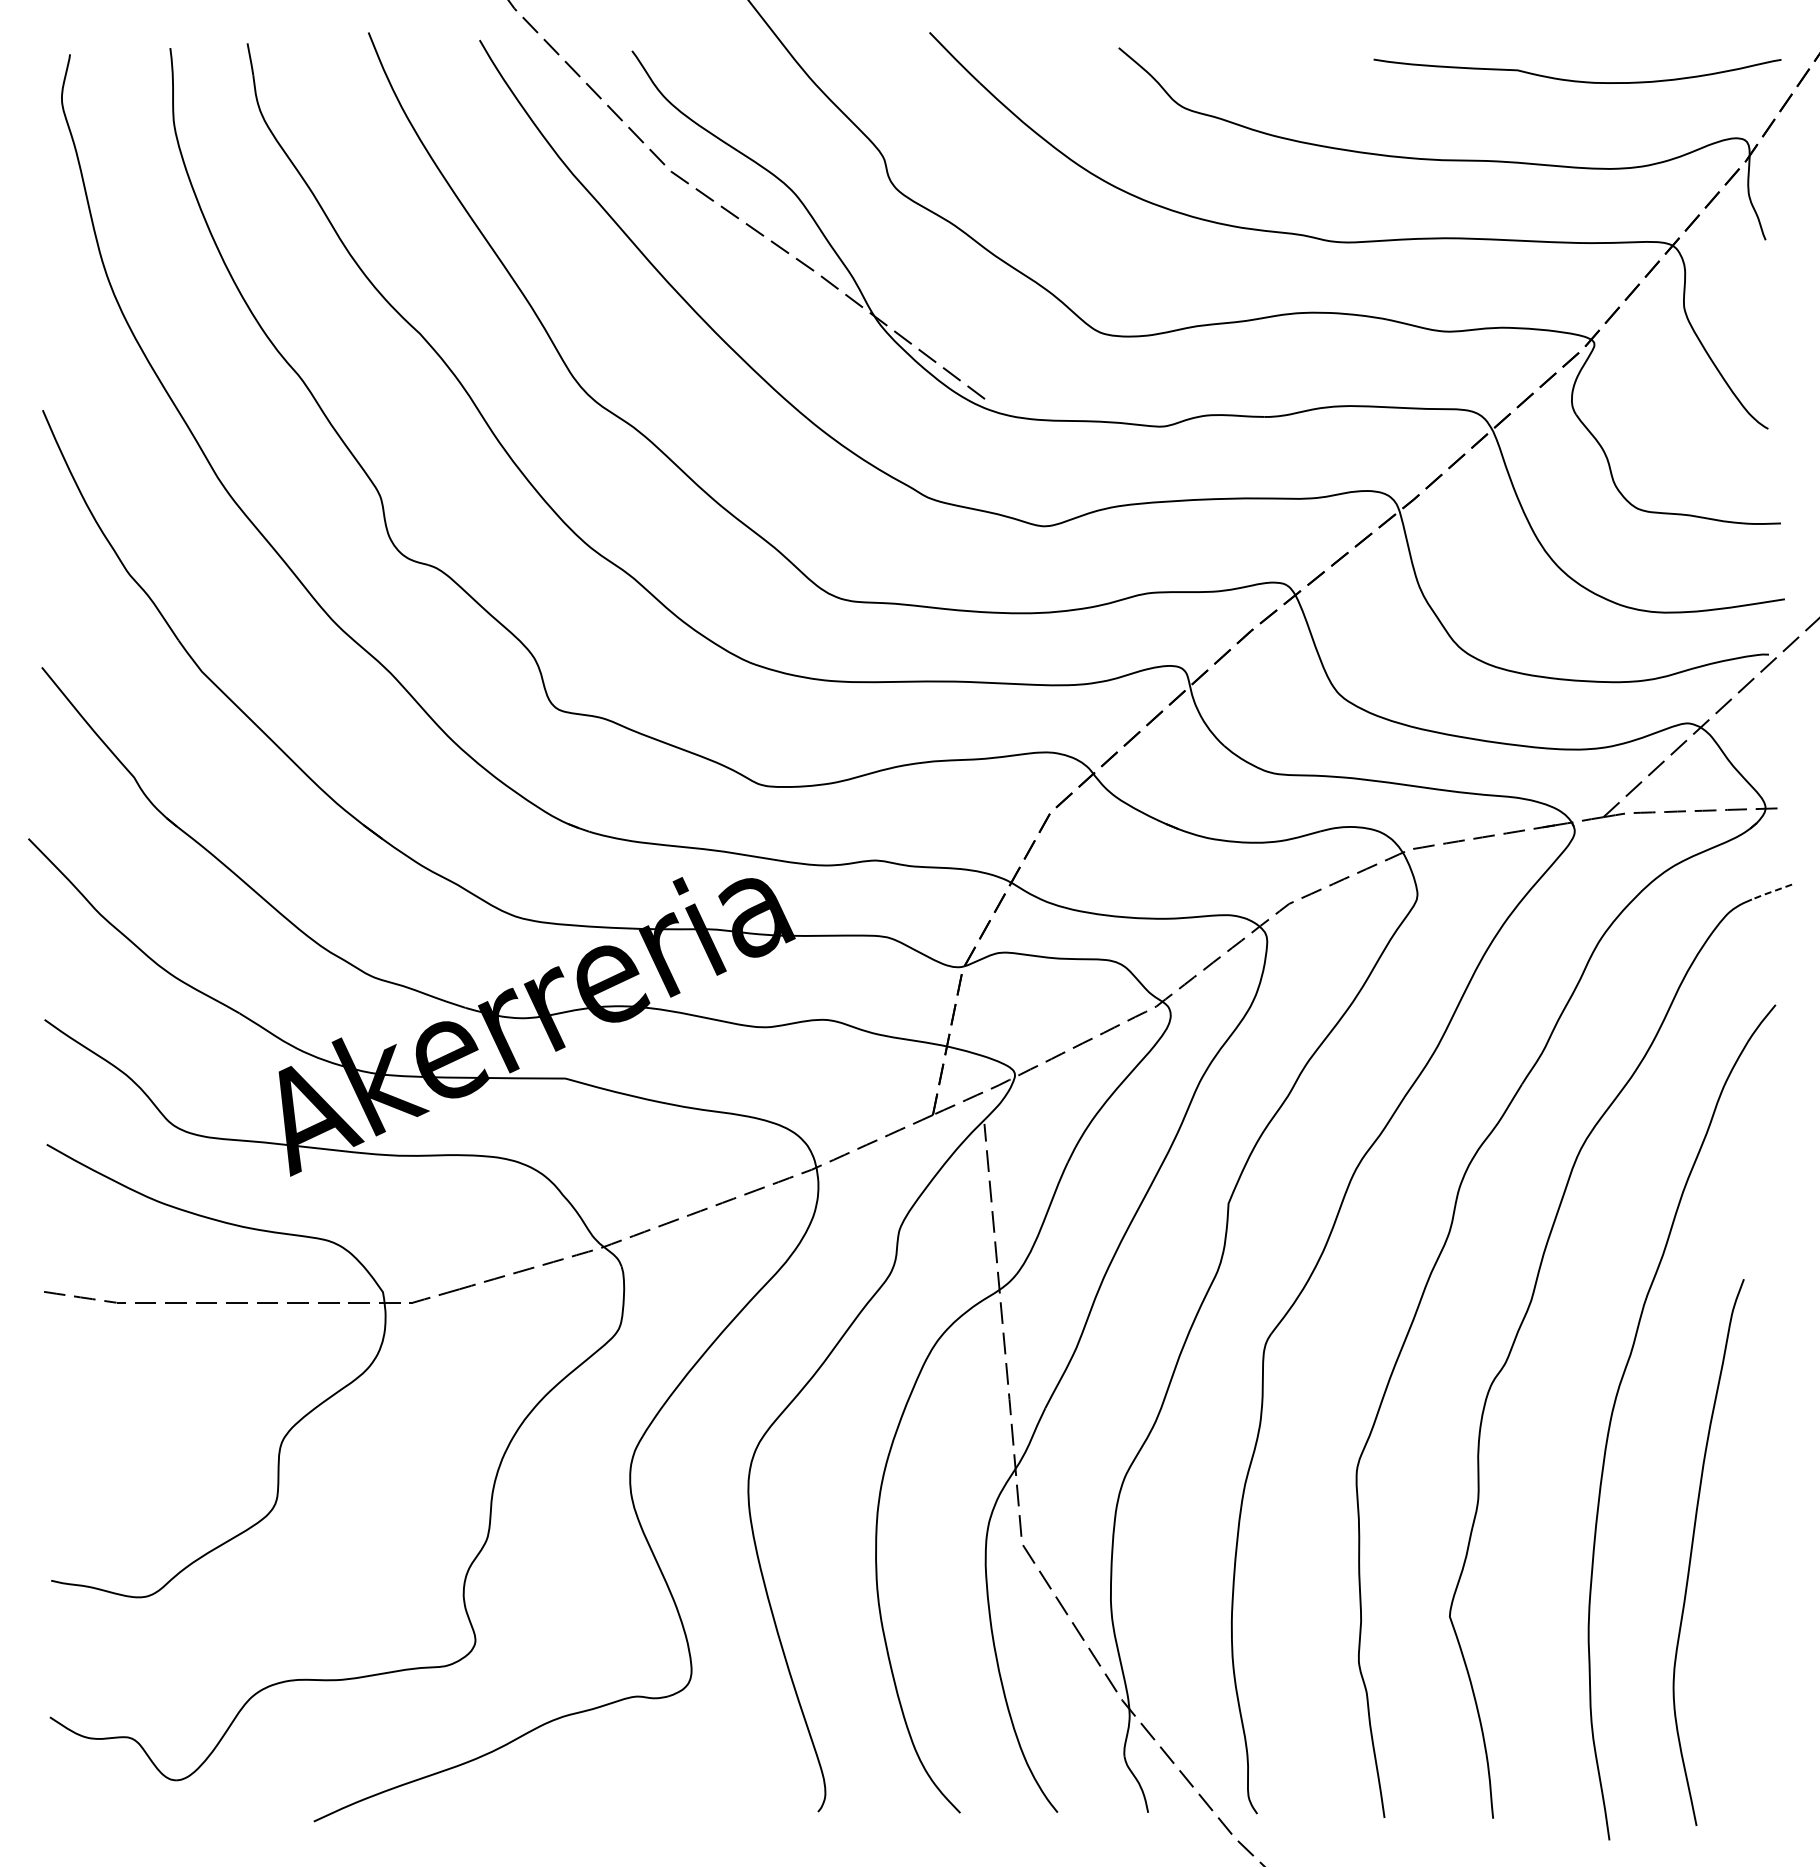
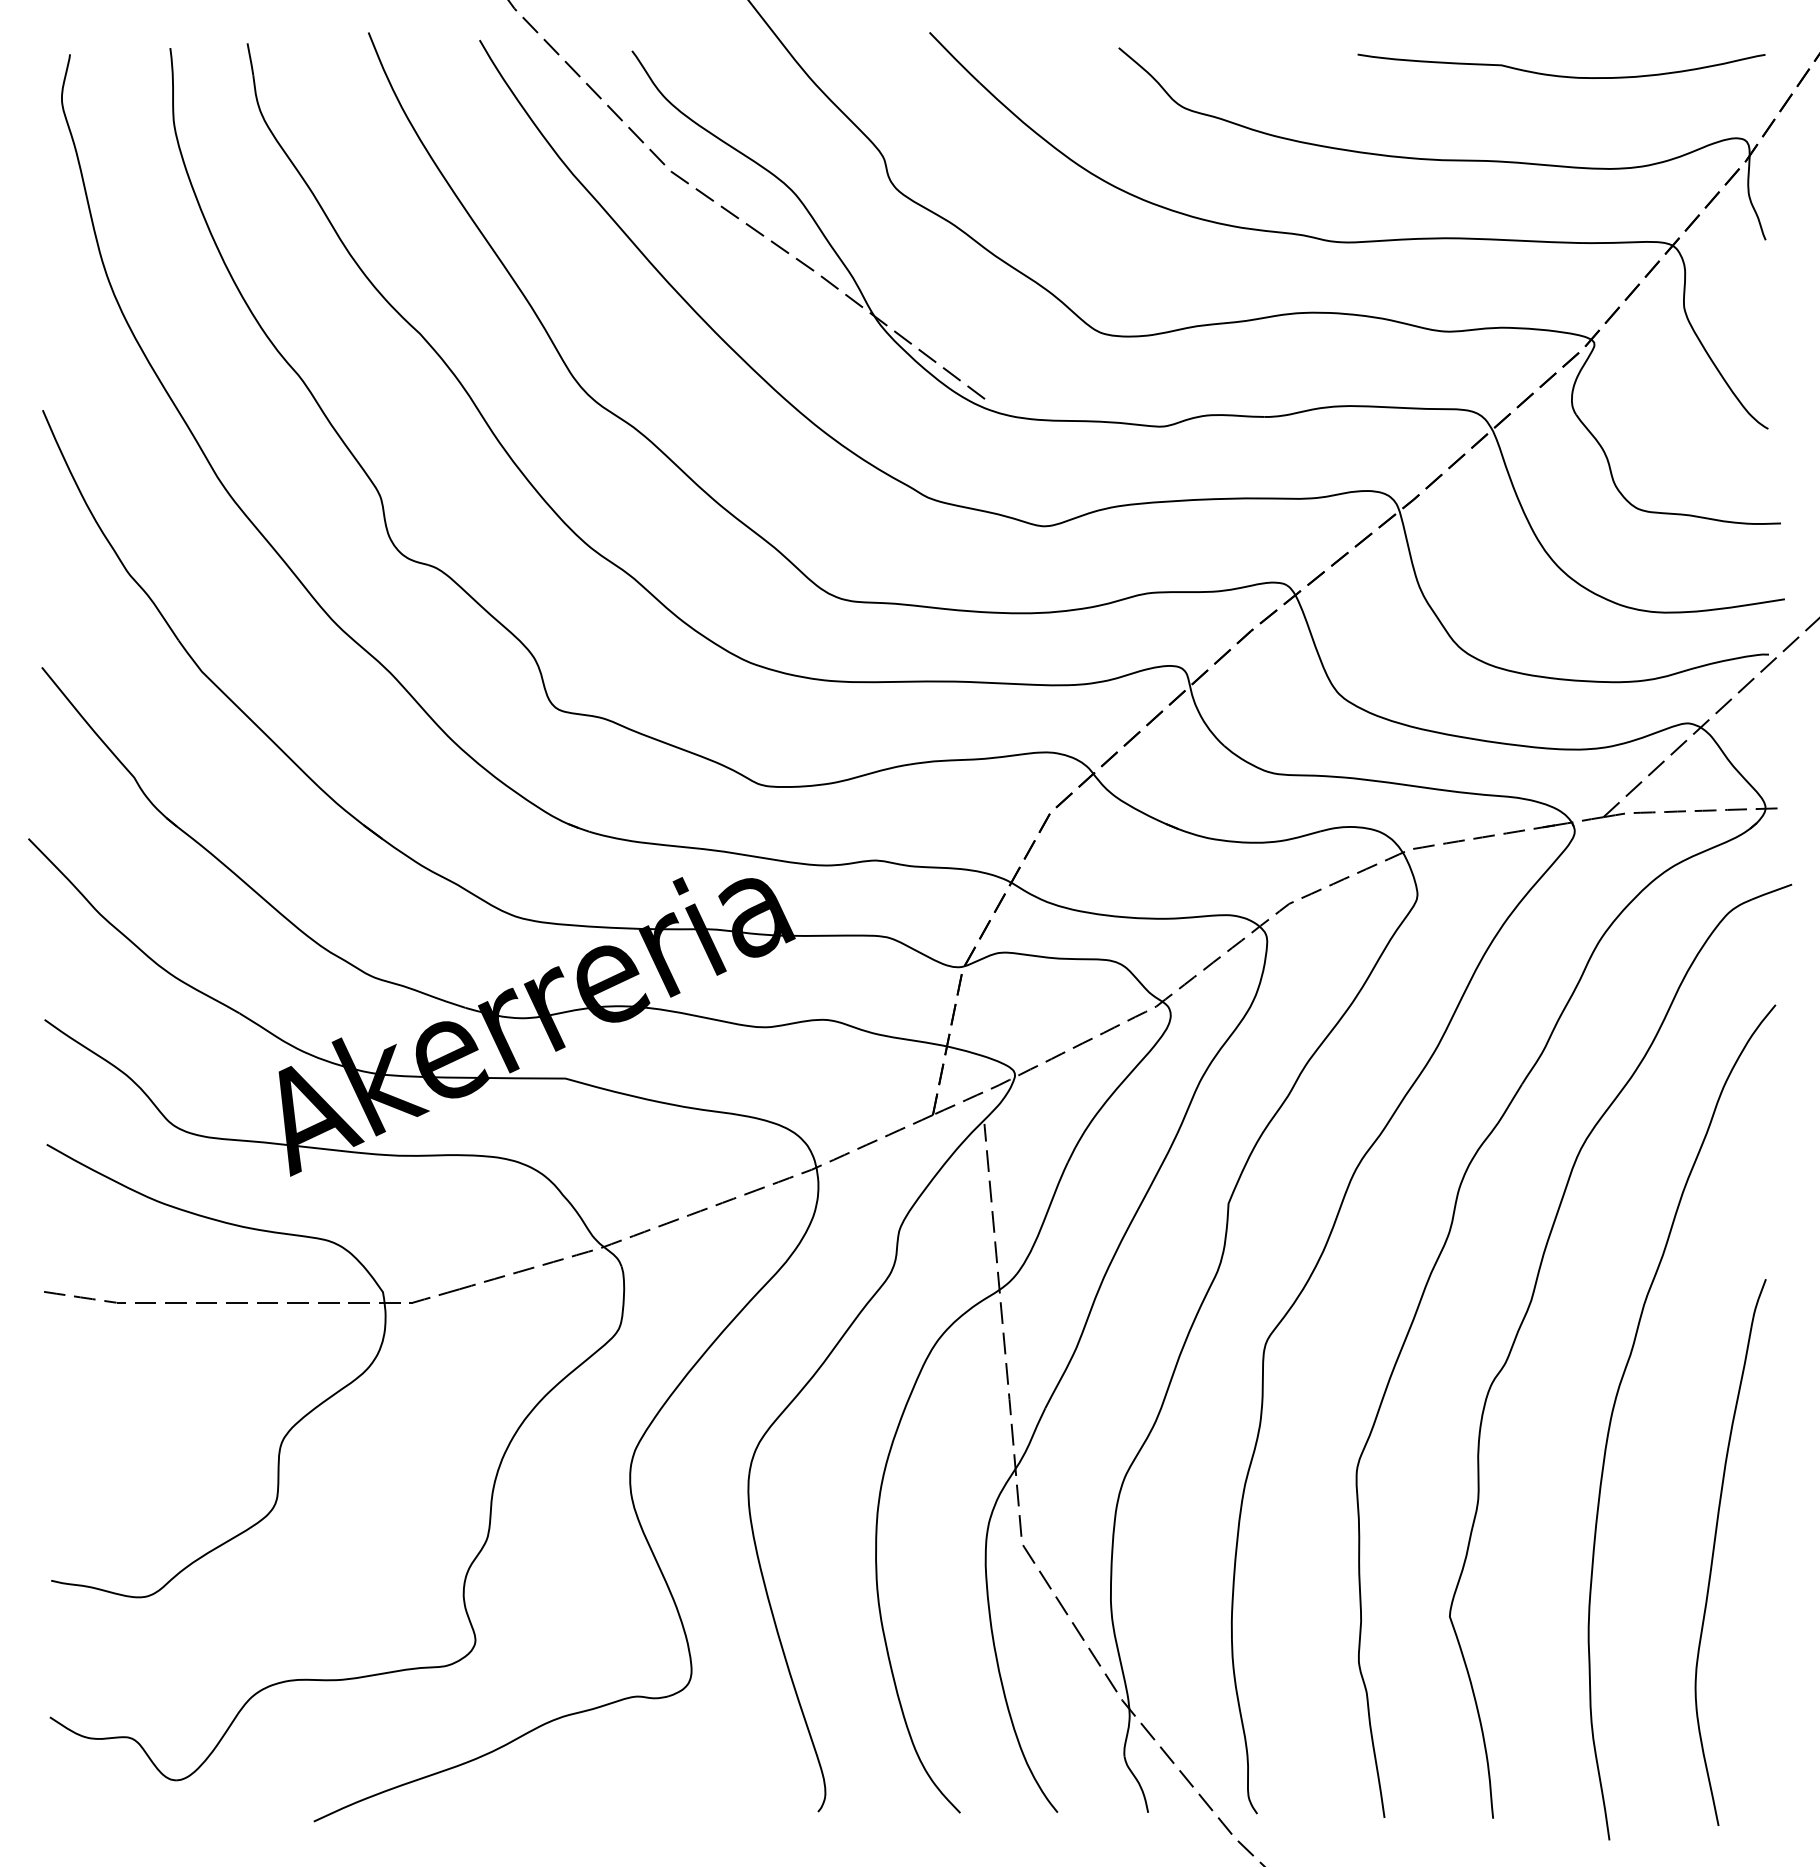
curve position: (1577, 80) -> (1561, 75) (1561, 75)
line: dashed -> solid (1770, 892)
curve position: (1692, 1552) -> (1714, 1552) (1714, 1552)
